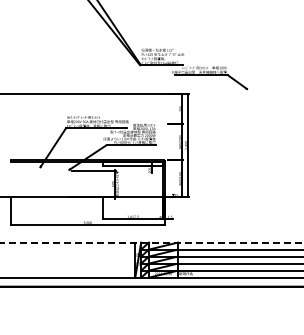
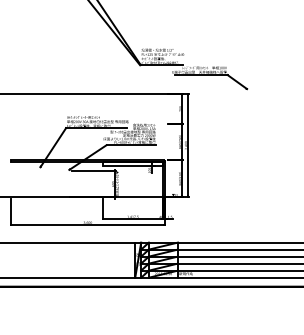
line: dashed -> solid (152, 242)
